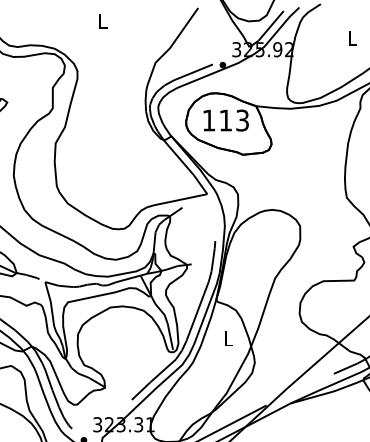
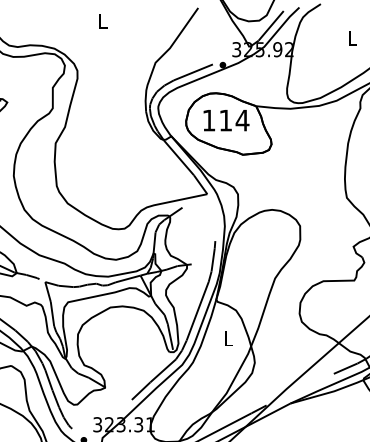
text: 113 -> 114 (242, 120)
